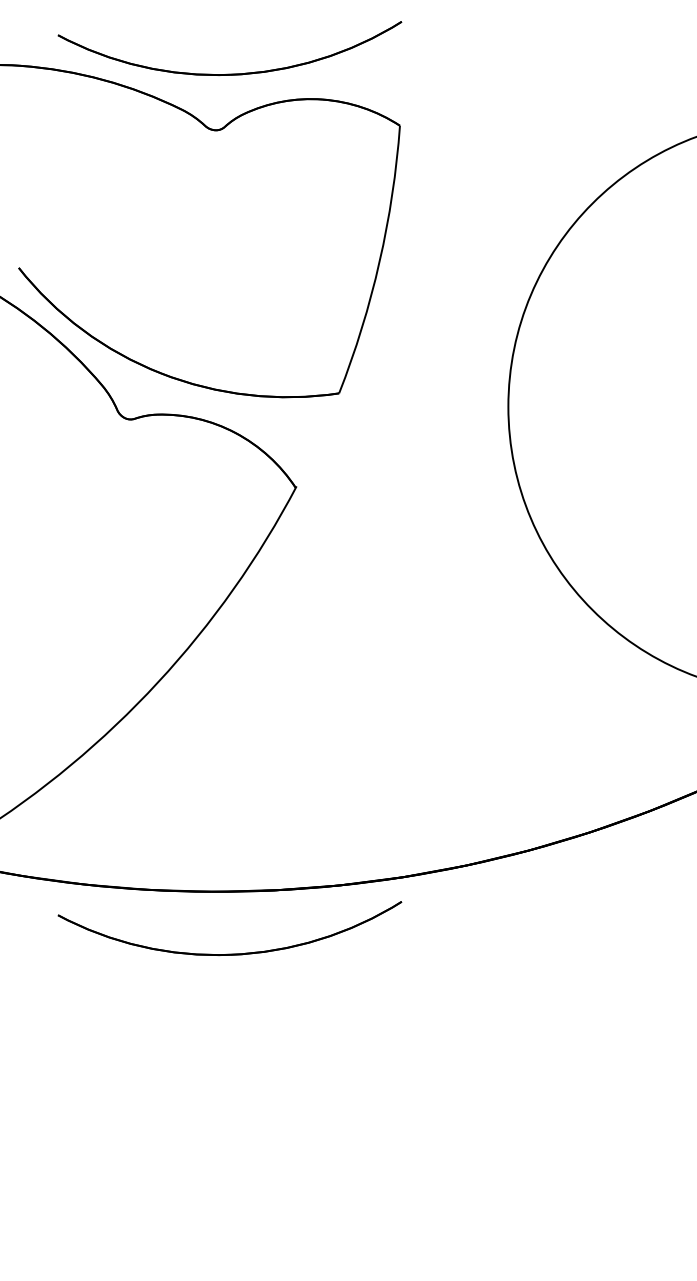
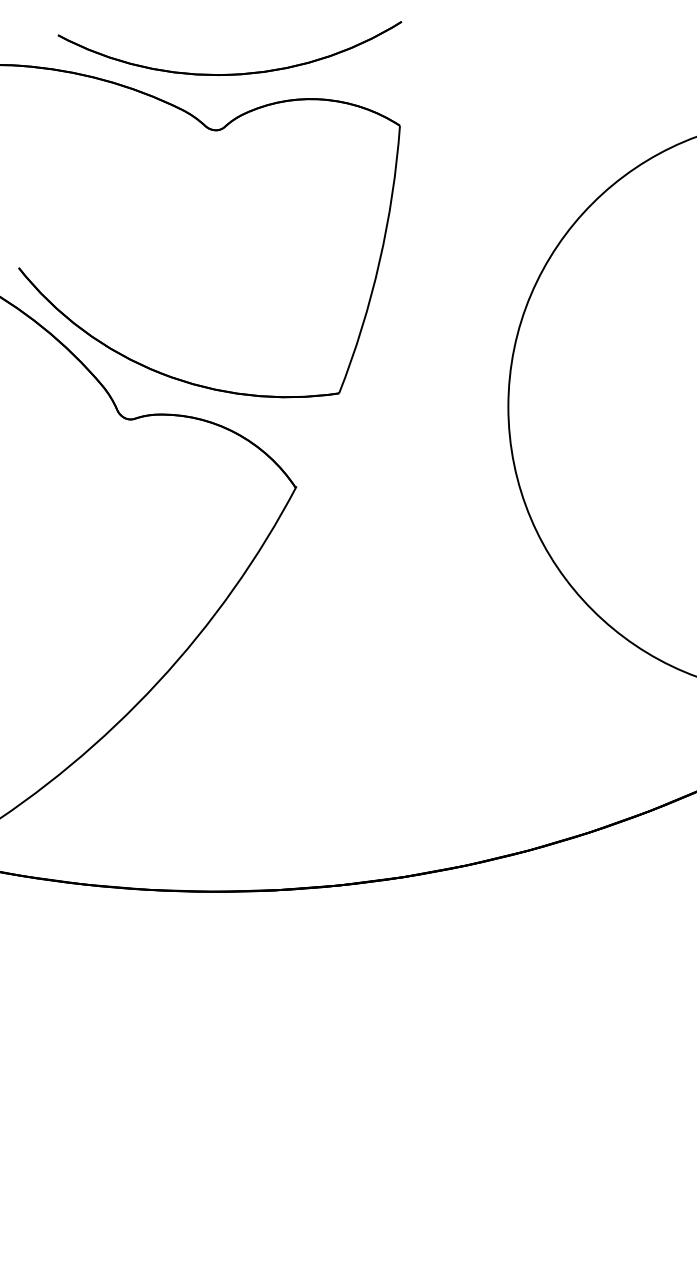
part: present -> none (229, 953)
